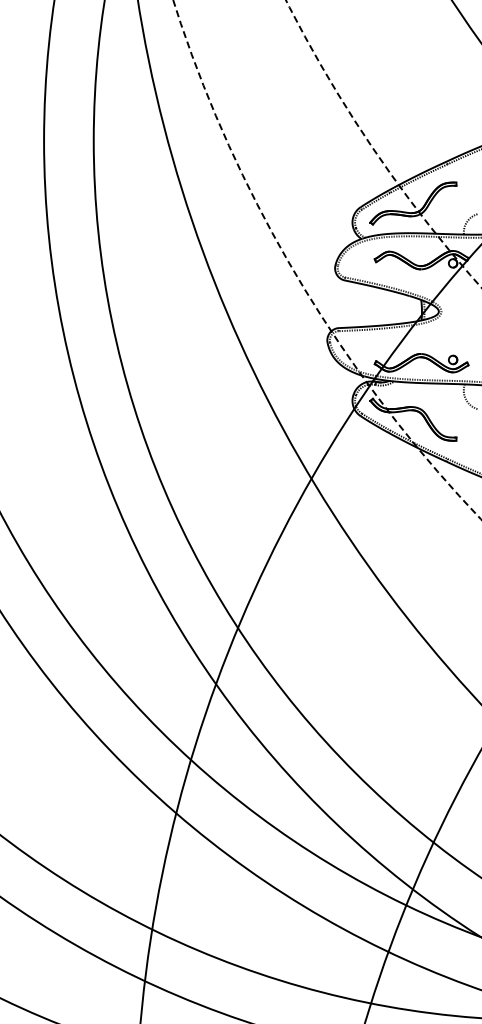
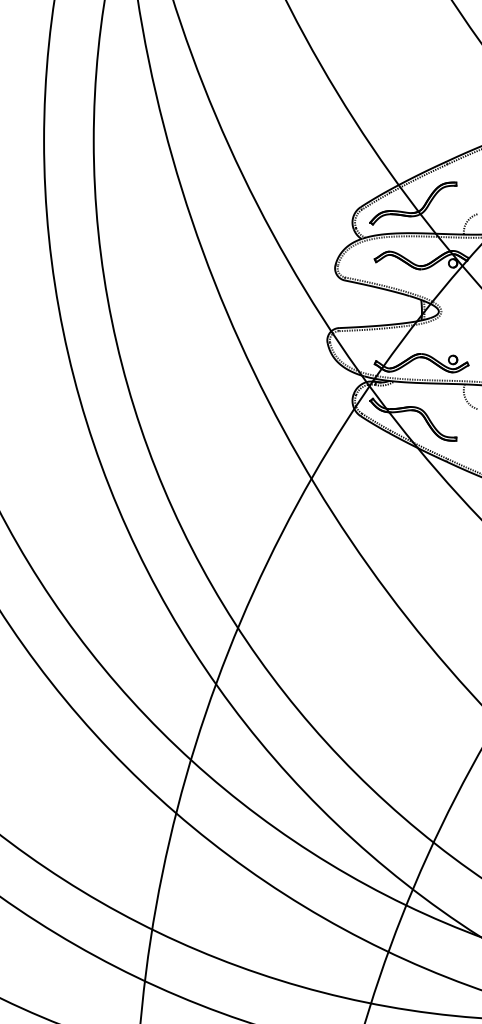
circle: dashed -> solid (383, 143)
circle: dashed -> solid (327, 259)
